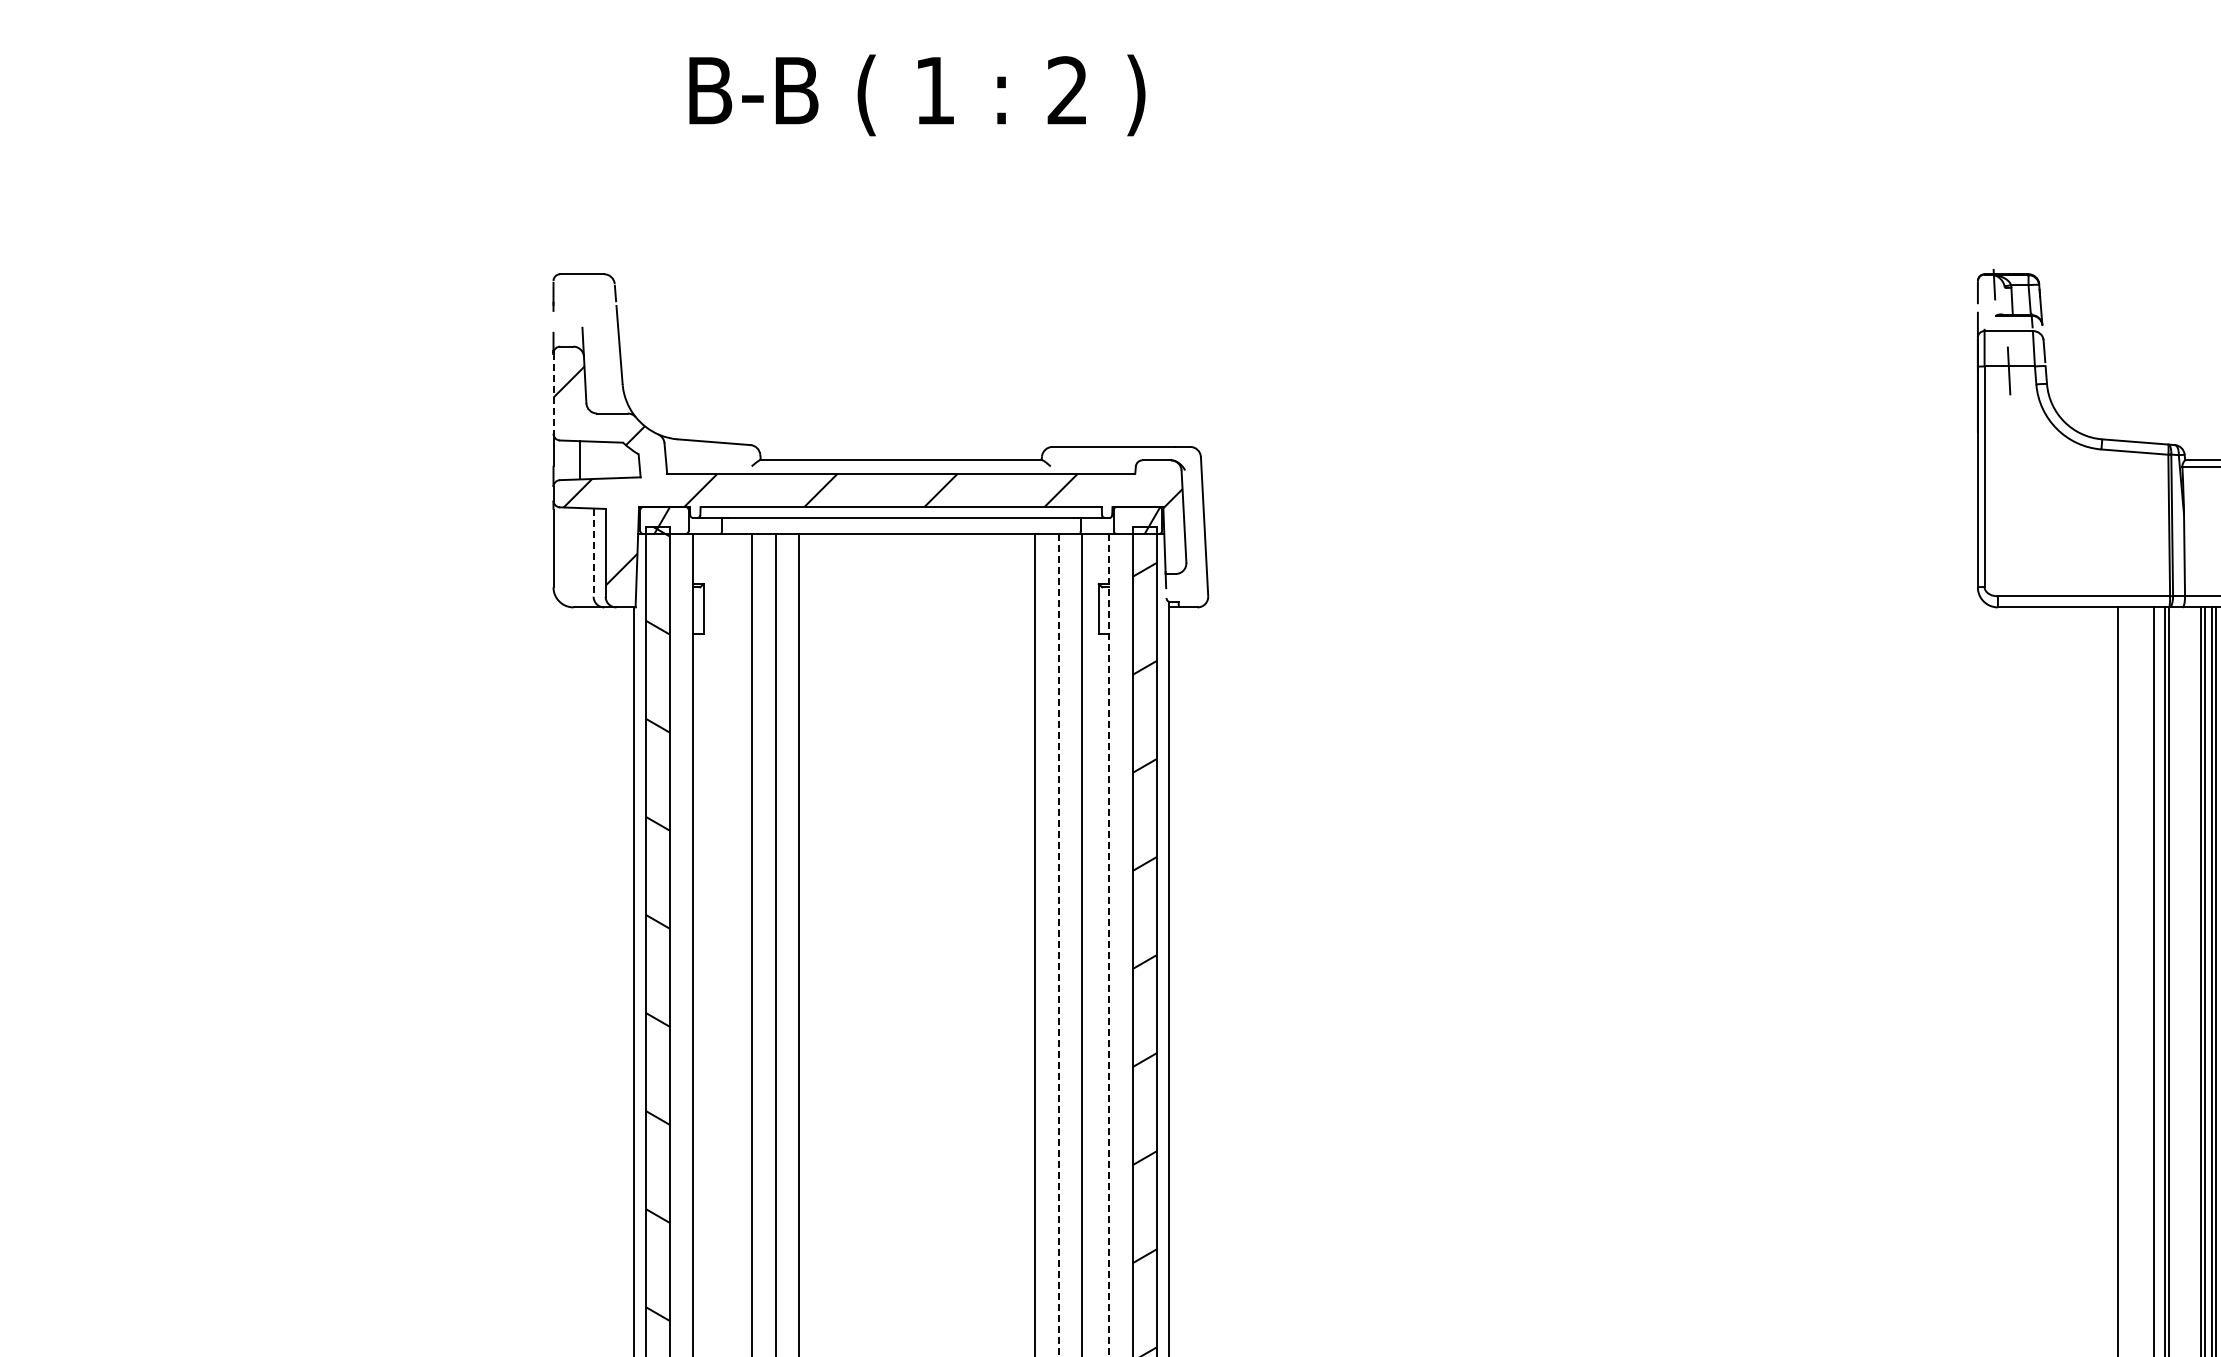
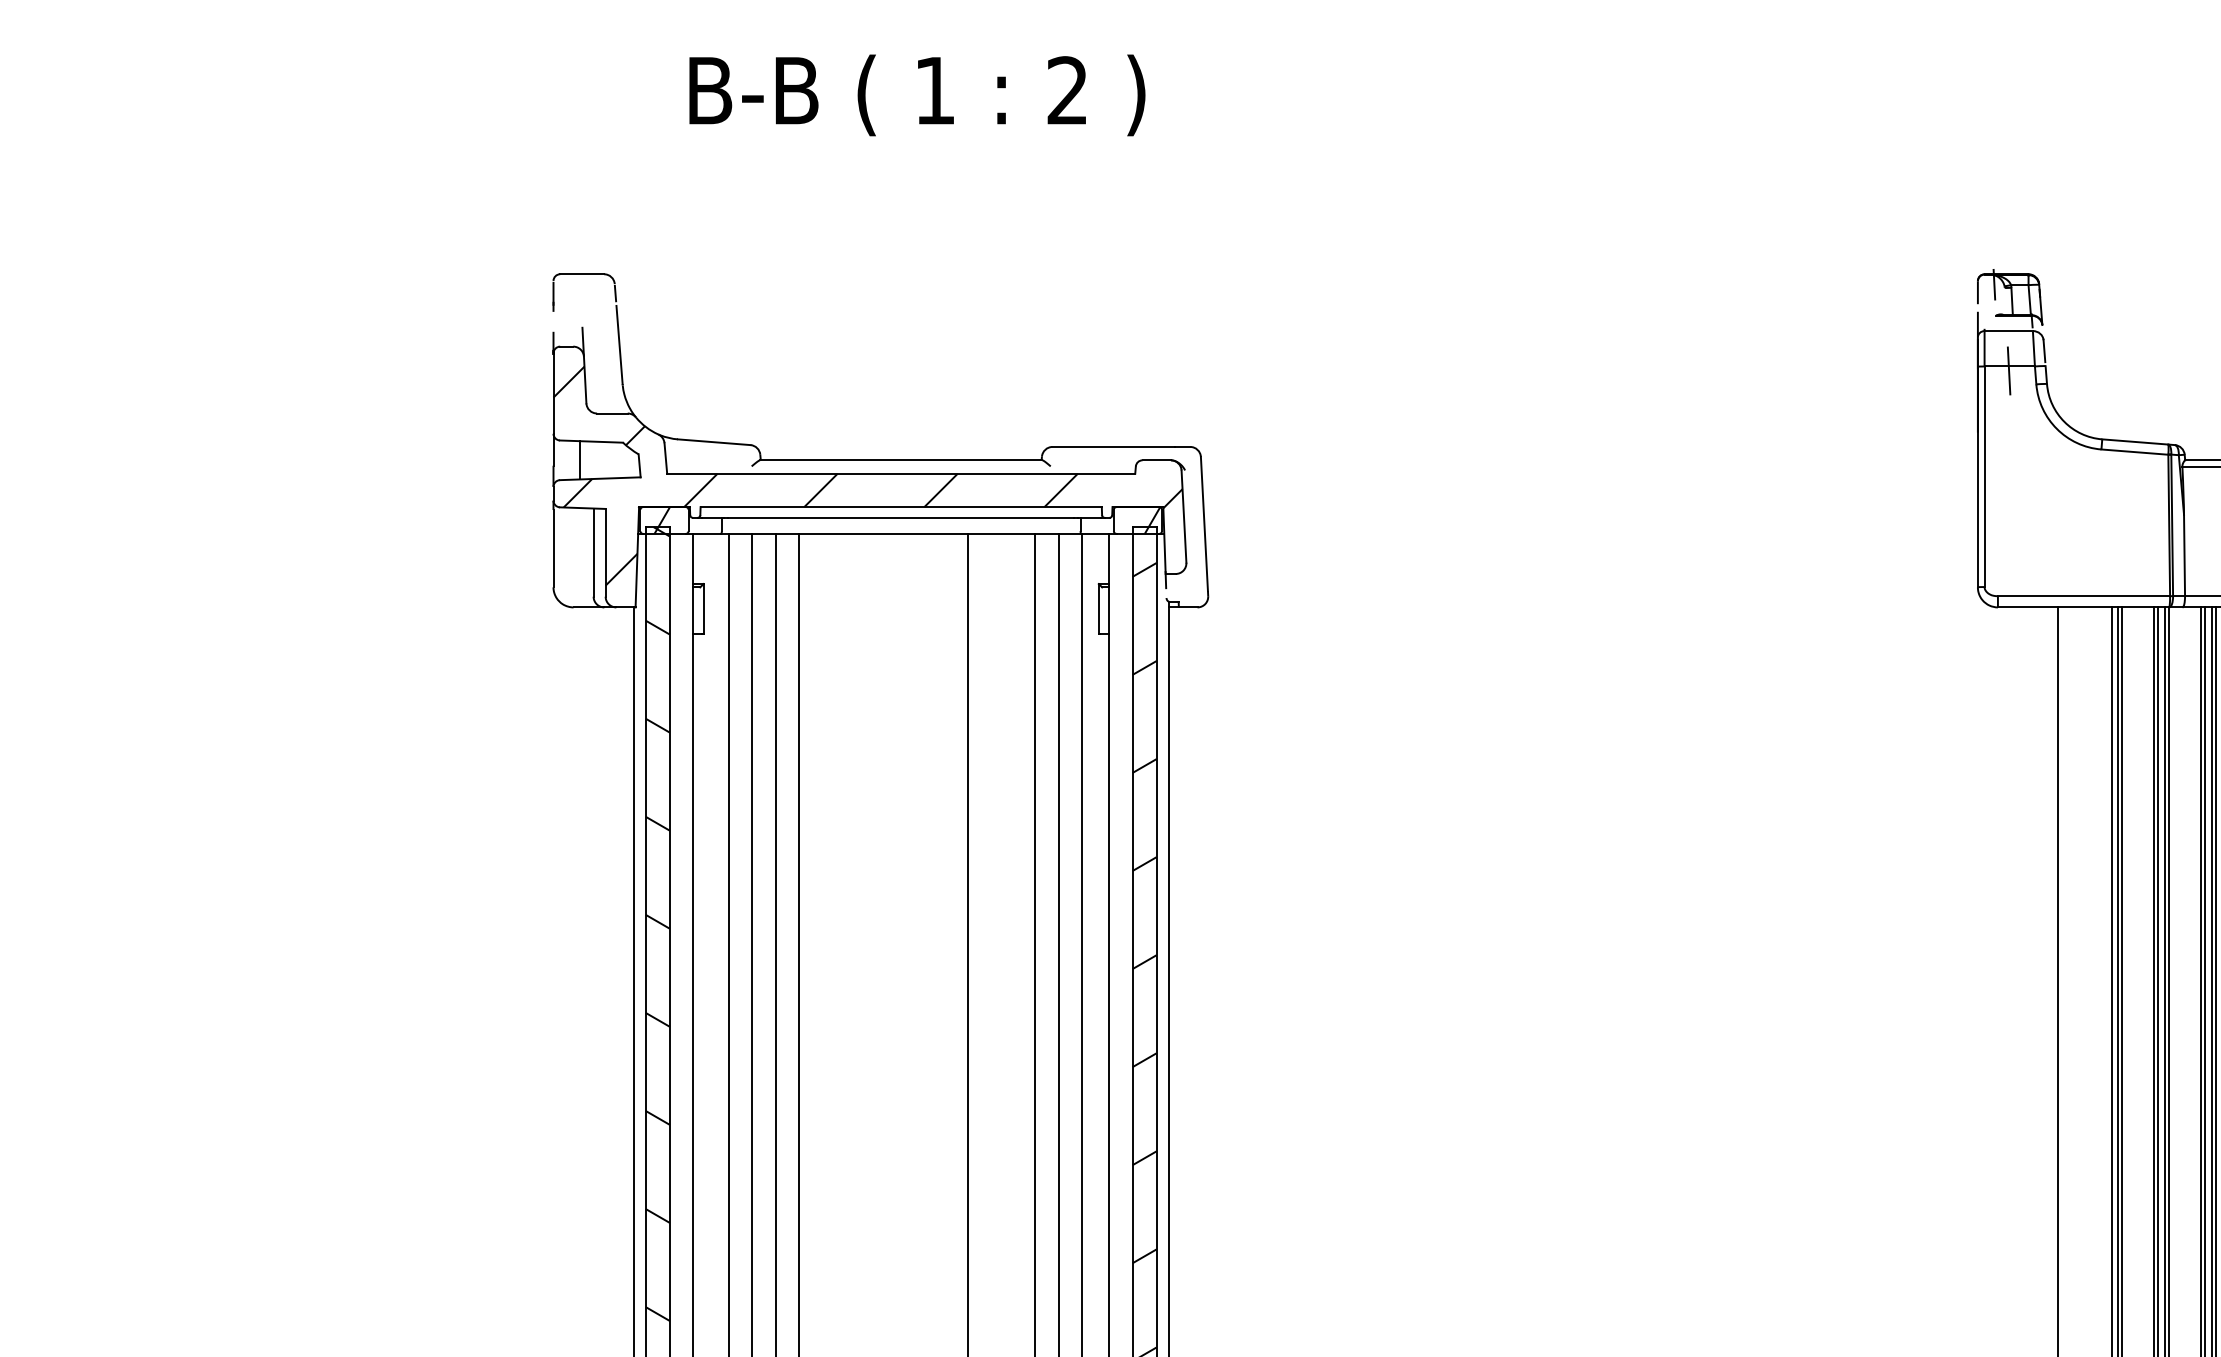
line: dashed -> solid (553, 394)
line: dashed -> solid (593, 553)
line: none -> present (729, 943)
line: none -> present (968, 943)
line: dashed -> solid (1059, 945)
line: dashed -> solid (1109, 945)
line: none -> present (2058, 980)
line: none -> present (2111, 980)
line: none -> present (2122, 980)
line: none -> present (2158, 980)
